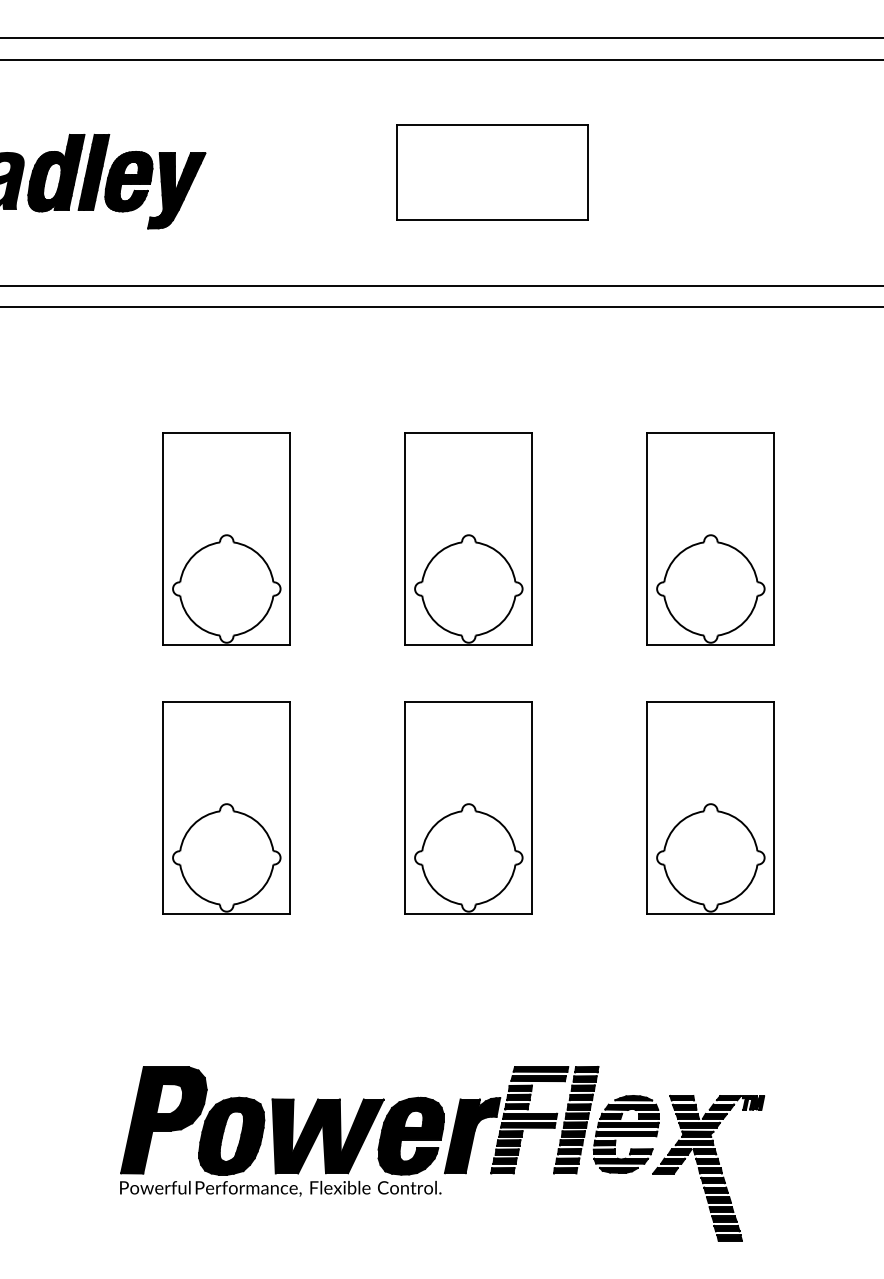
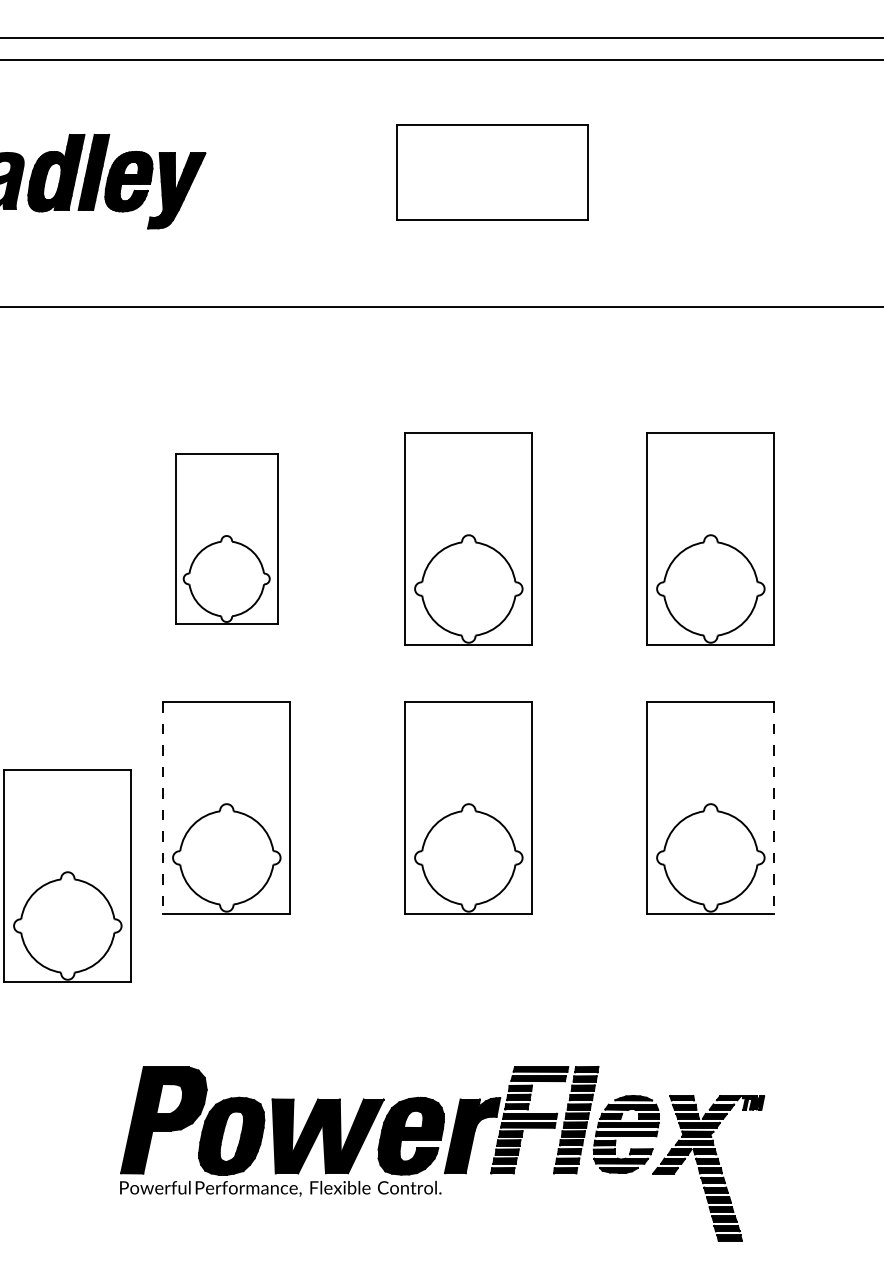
line: present -> none (441, 285)
part size: 129x214 px -> 104x172 px (226, 538)
line: solid -> dashed (163, 807)
line: solid -> dashed (774, 807)
part: none -> present (67, 875)
